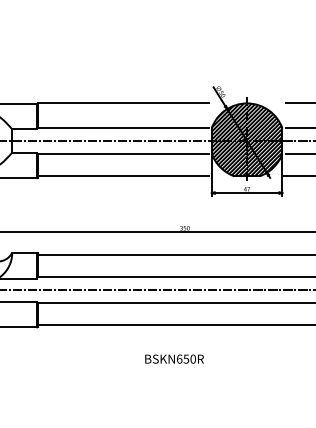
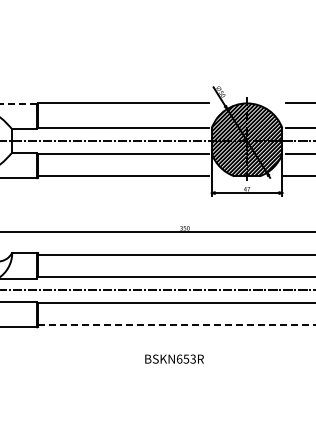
line: solid -> dashed (18, 103)
line: solid -> dashed (176, 325)
text: BSKN650R -> BSKN653R (192, 358)
